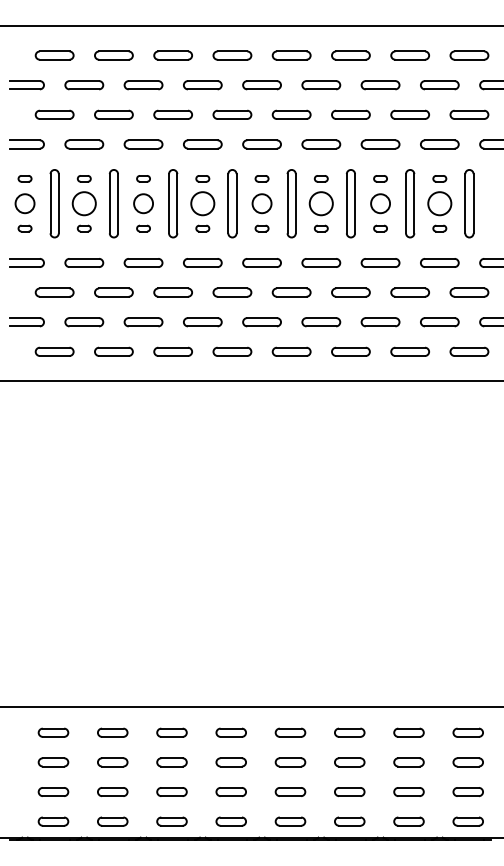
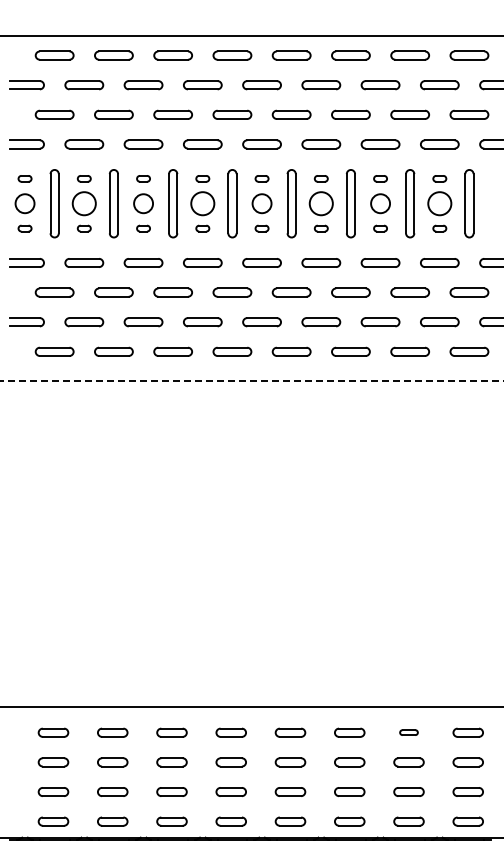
line position: (251, 25) -> (251, 35) (251, 35)
line: solid -> dashed (252, 381)
part size: 32x11 px -> 20x7 px (408, 732)
